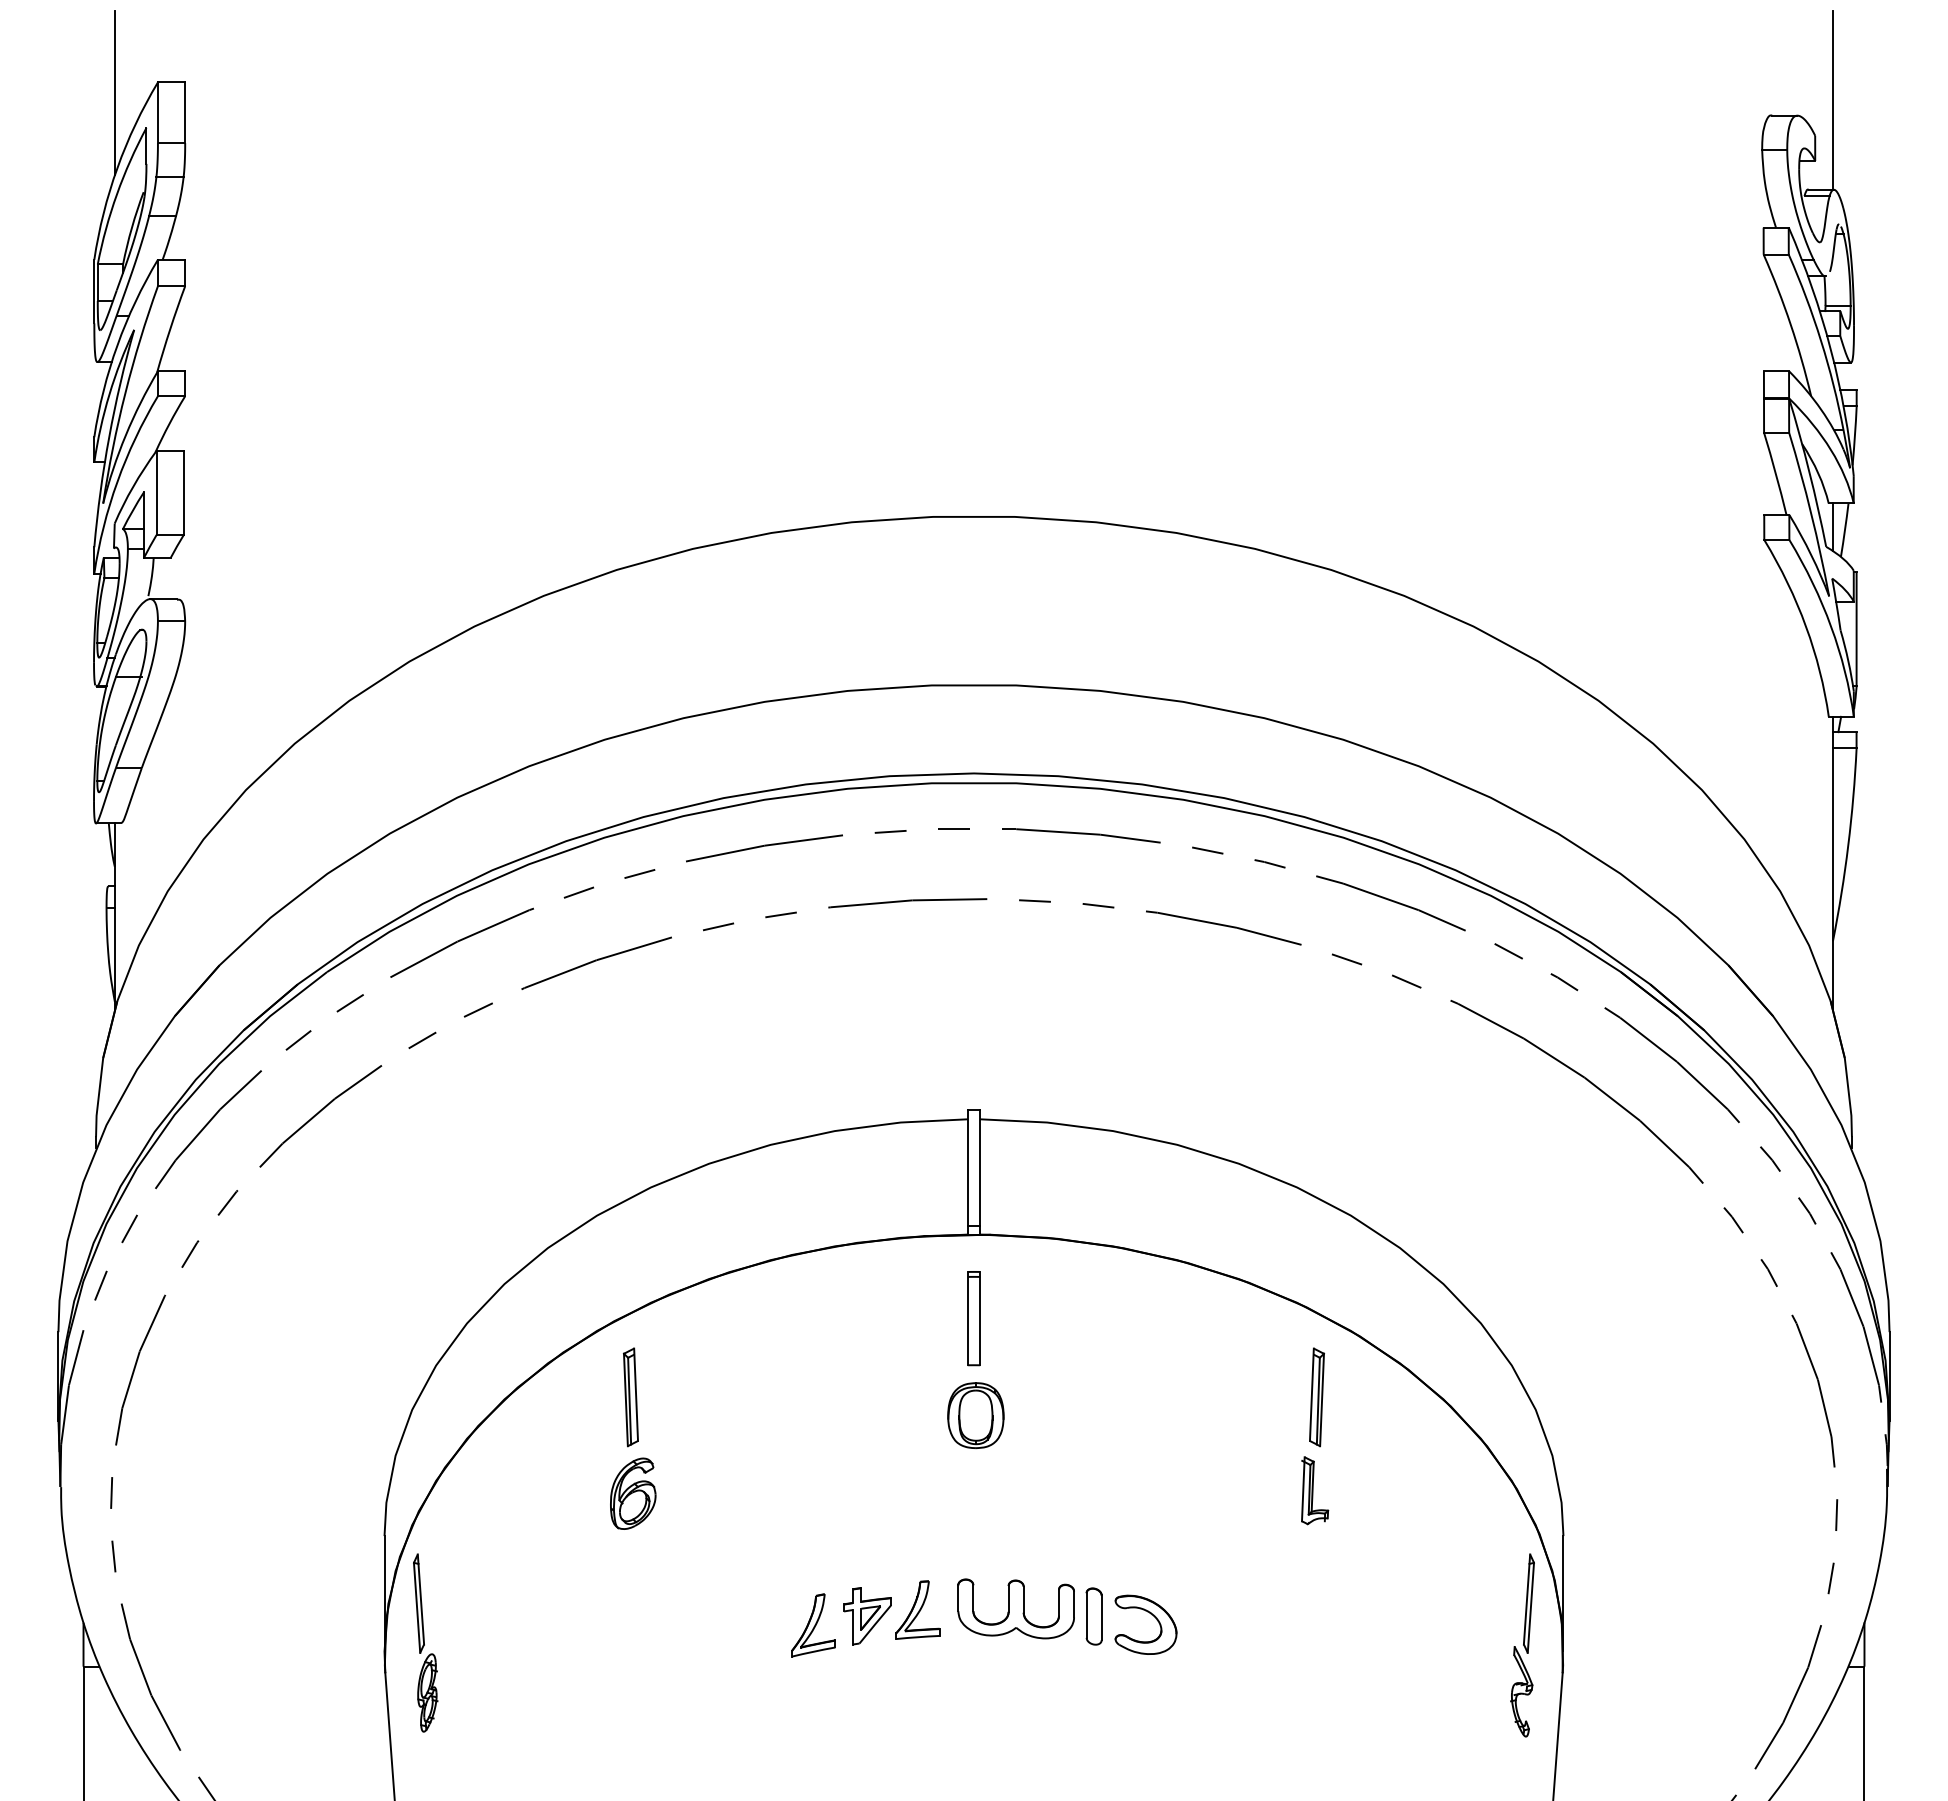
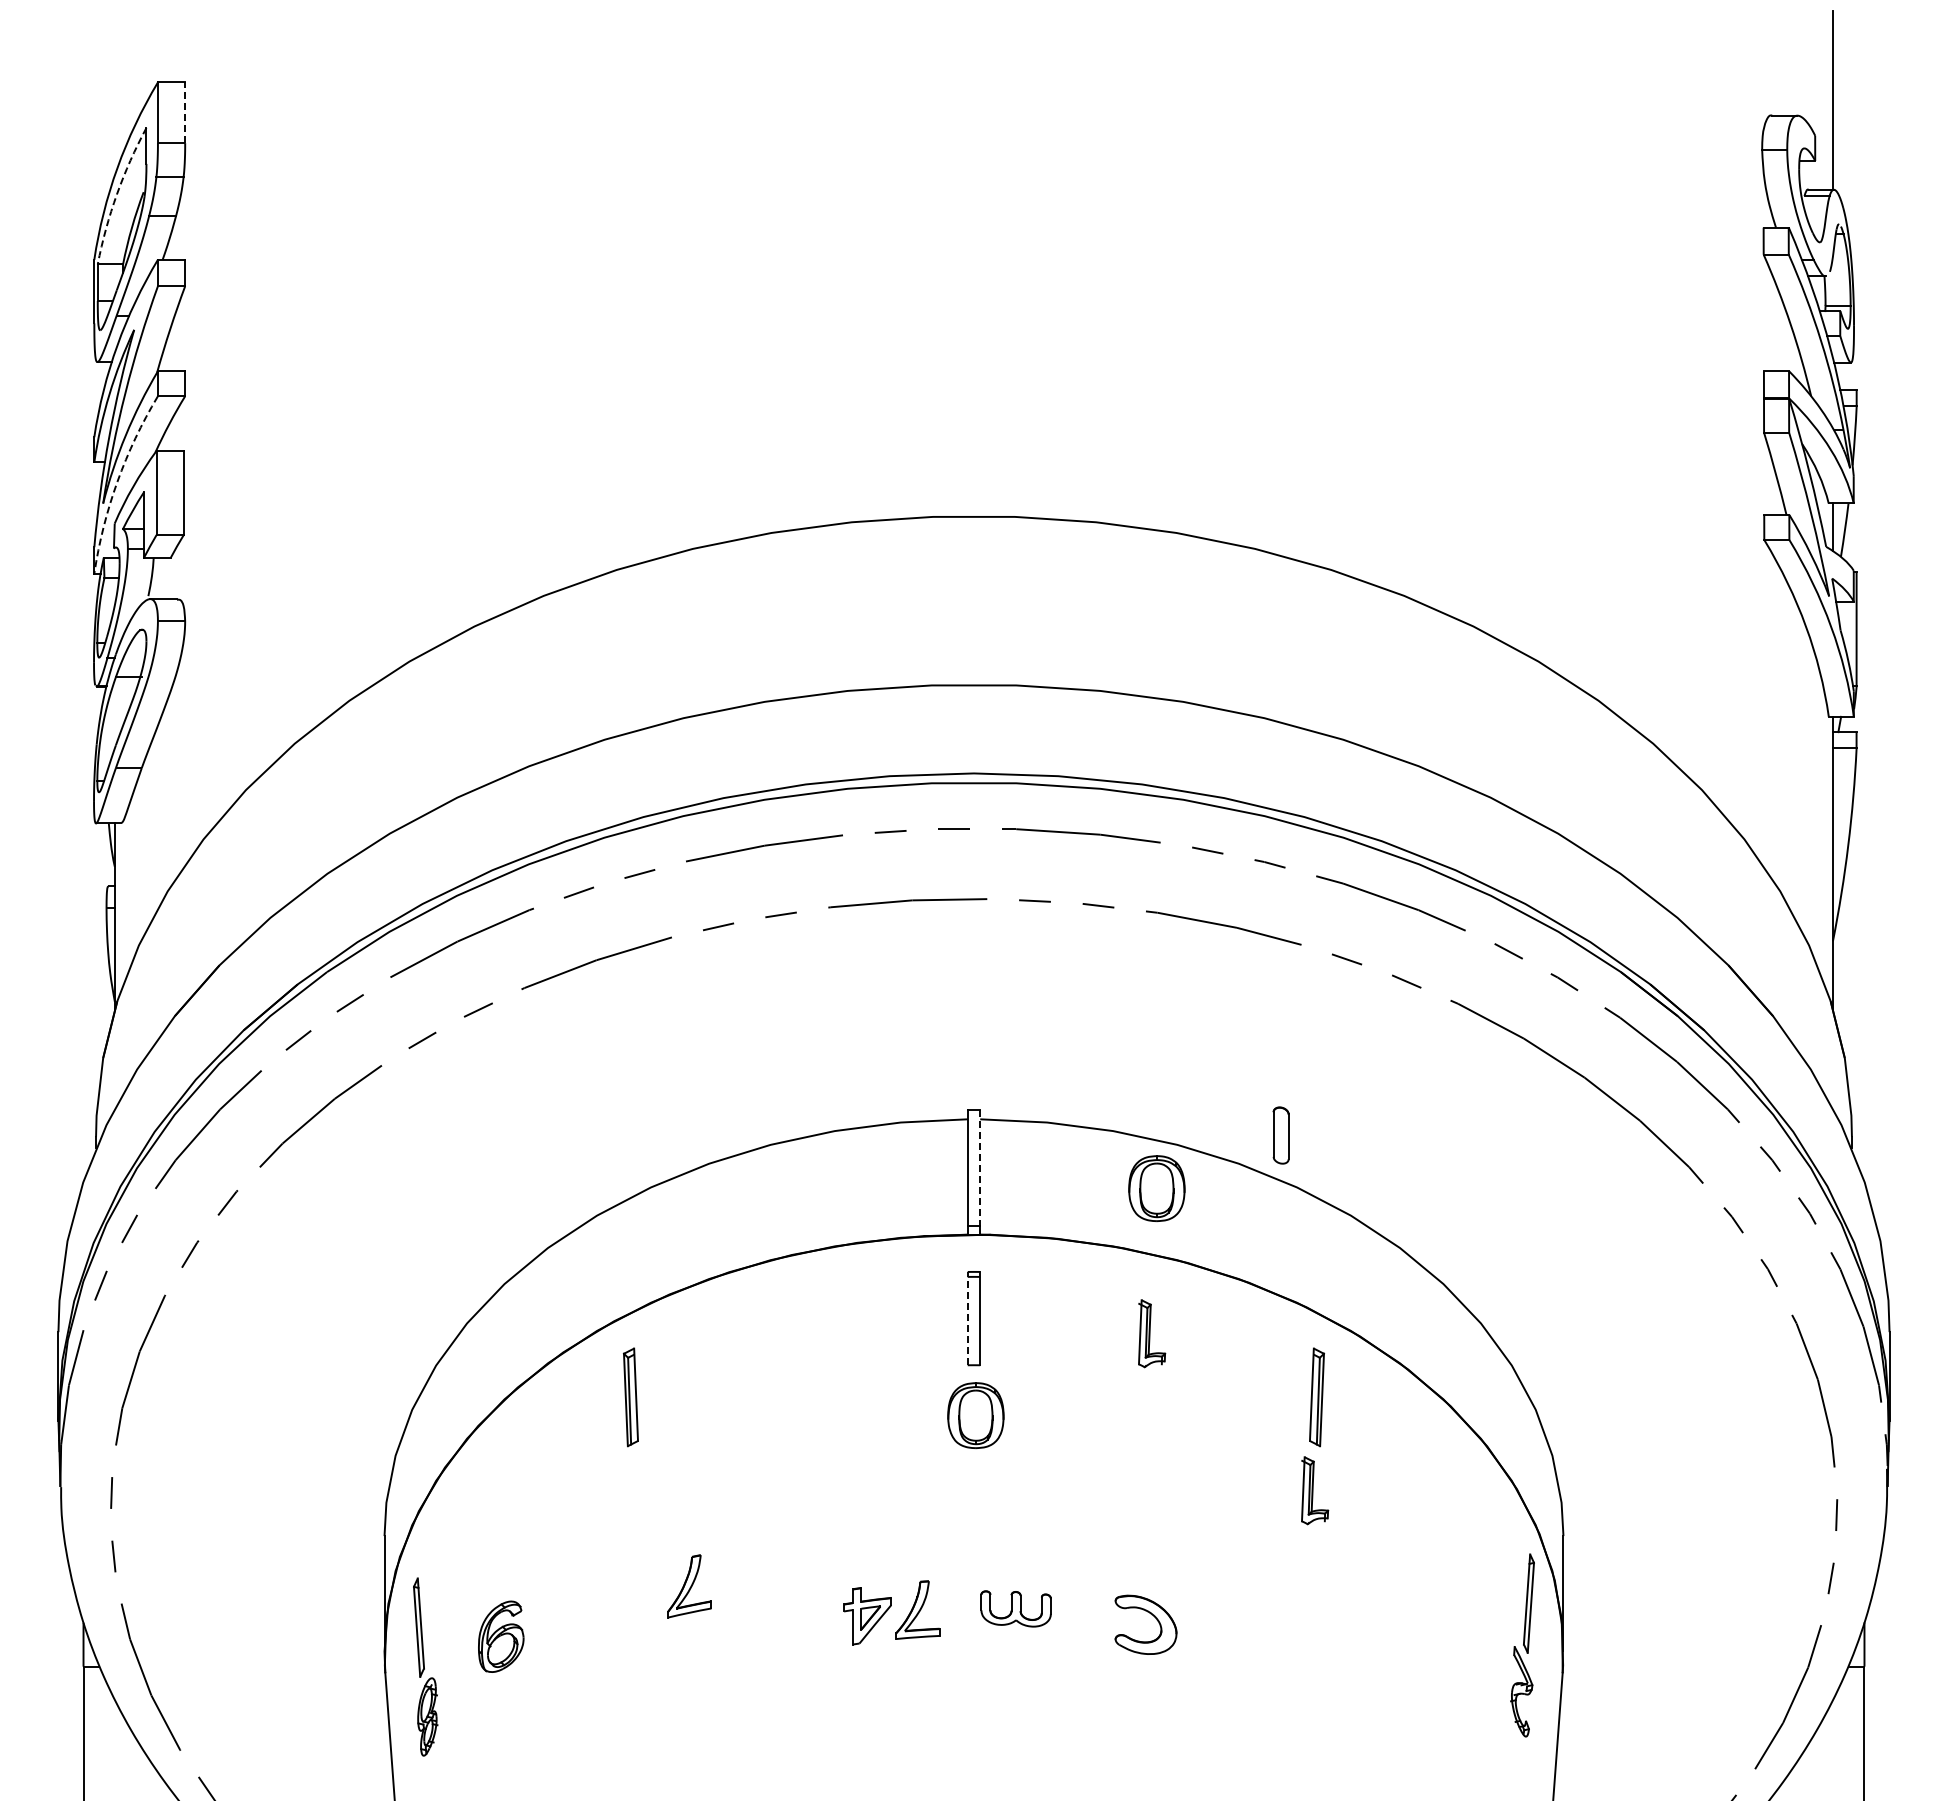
line: present -> none (114, 92)
line: solid -> dashed (185, 112)
arc: solid -> dashed (116, 194)
arc: solid -> dashed (117, 481)
line: solid -> dashed (980, 1168)
part: none -> present (1156, 1188)
line: solid -> dashed (967, 1318)
part: none -> present (1152, 1333)
part position: (633, 1493) -> (501, 1636) (501, 1636)
part size: 118x62 px -> 72x38 px (1015, 1608)
part position: (1093, 1616) -> (1280, 1135) (1280, 1135)
part position: (813, 1625) -> (689, 1586) (689, 1586)
part position: (425, 1642) -> (425, 1666) (425, 1666)
